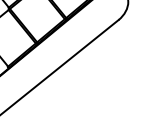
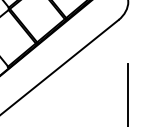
line: none -> present (128, 93)
